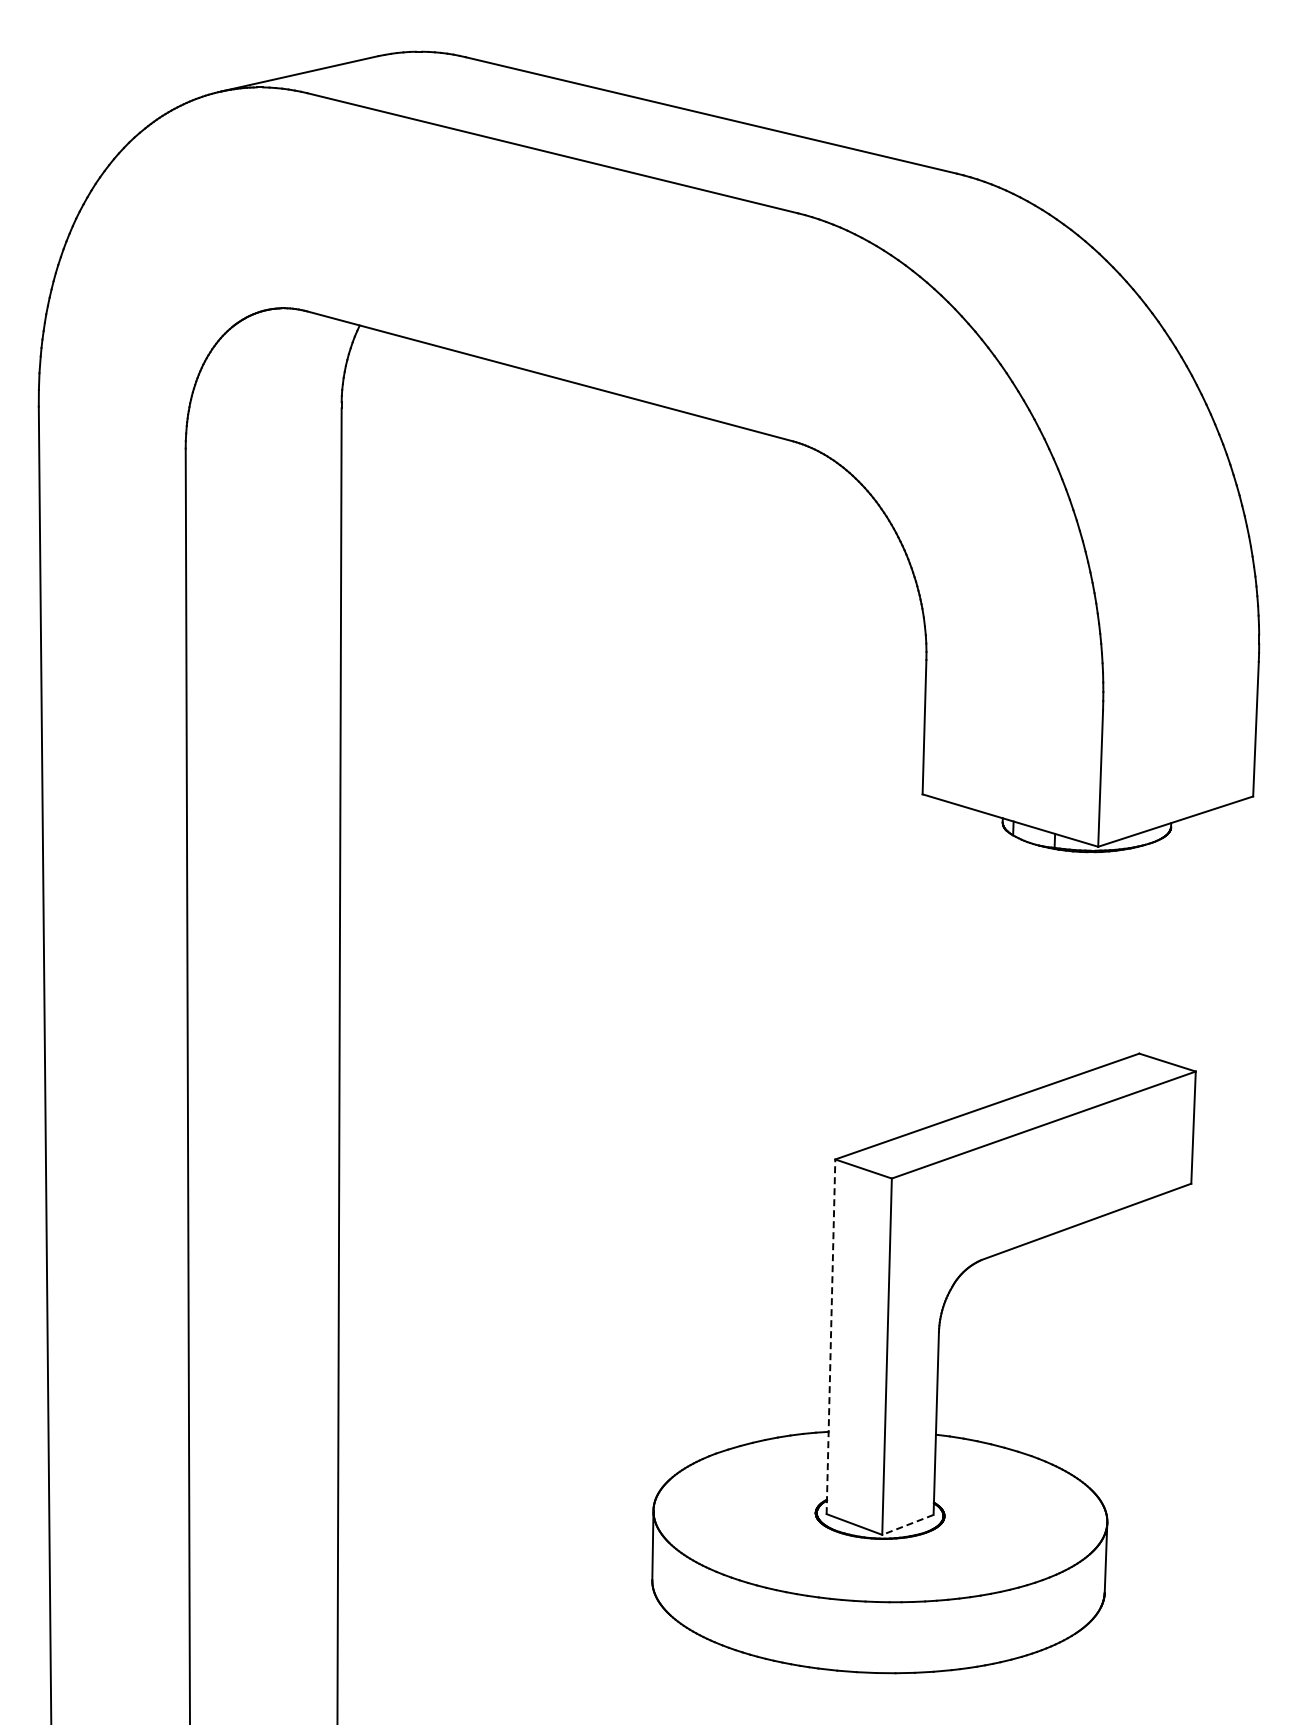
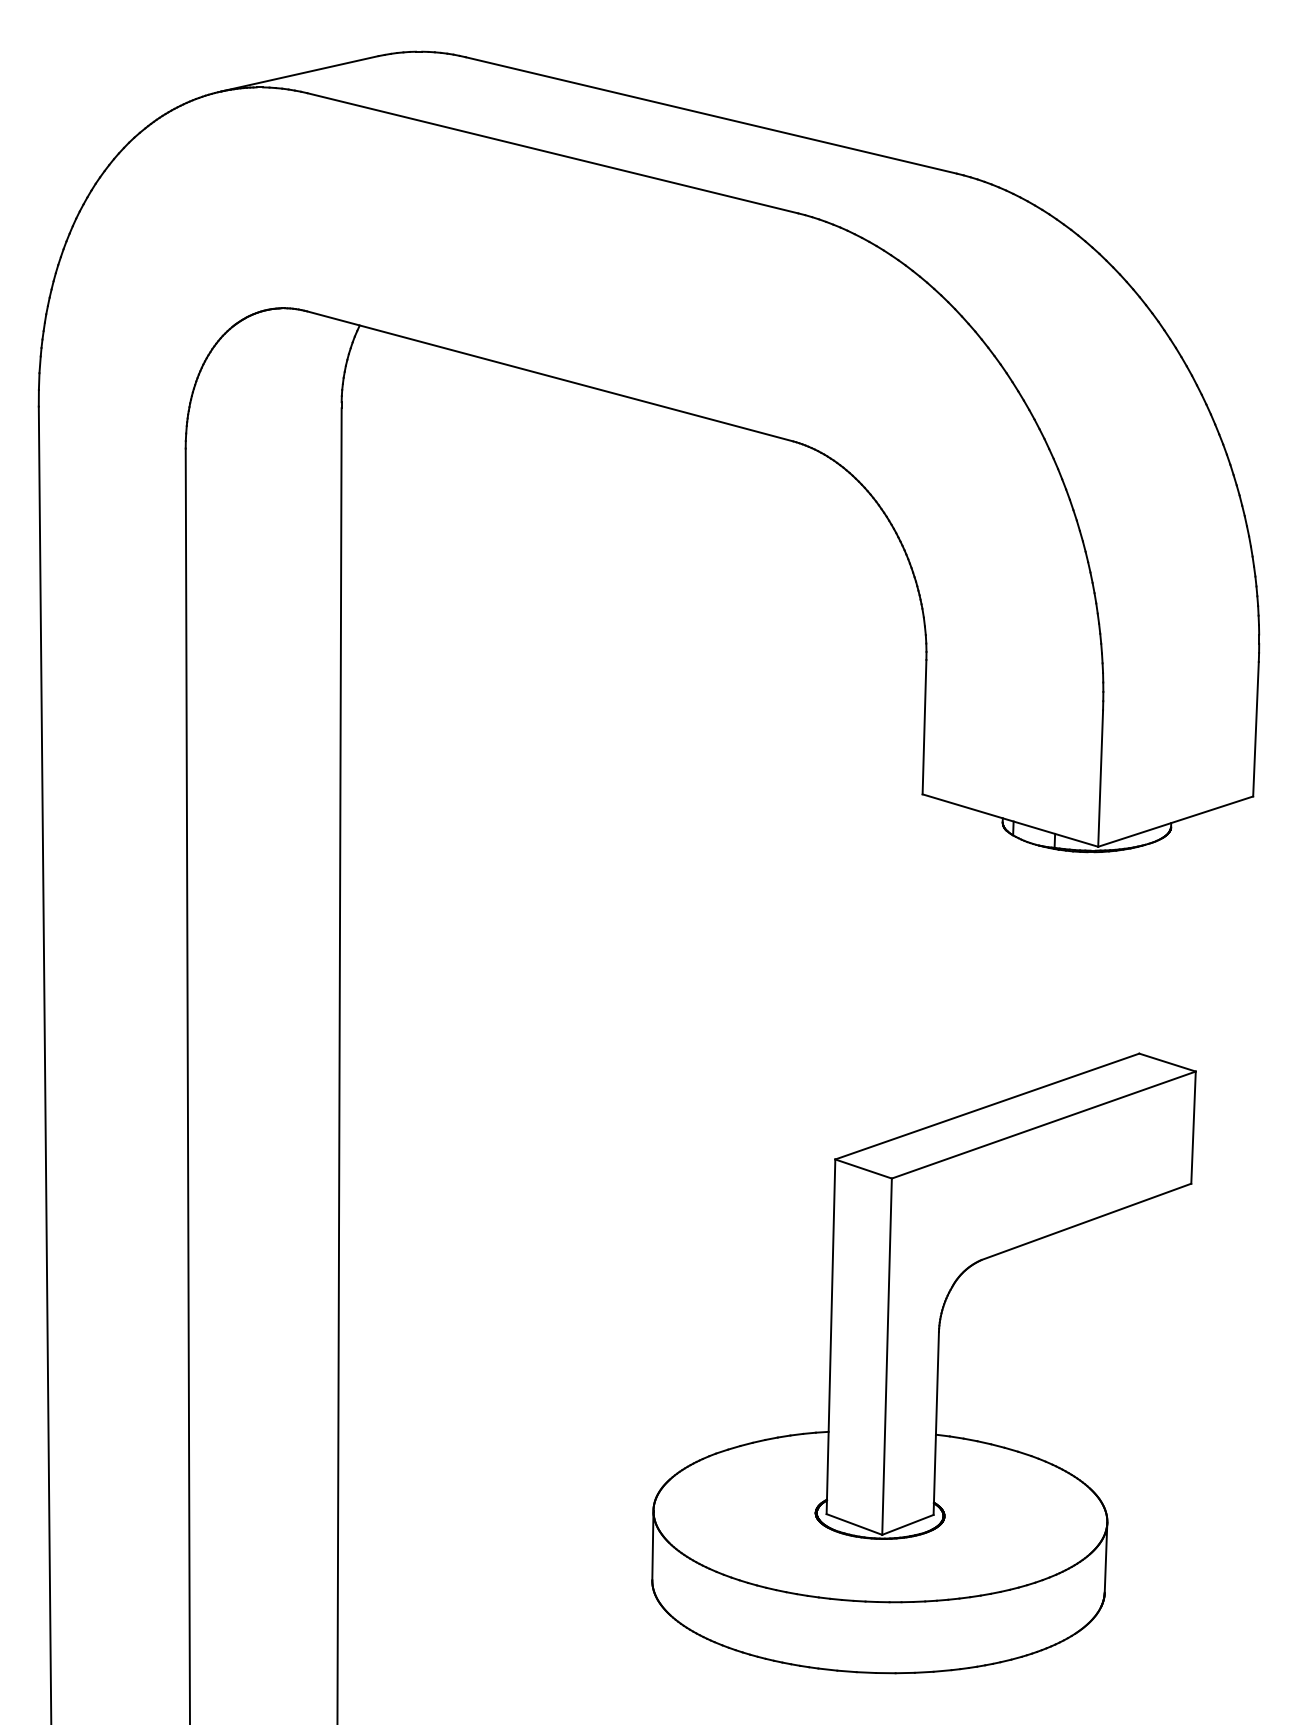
line: dashed -> solid (830, 1336)
line: dashed -> solid (907, 1524)
